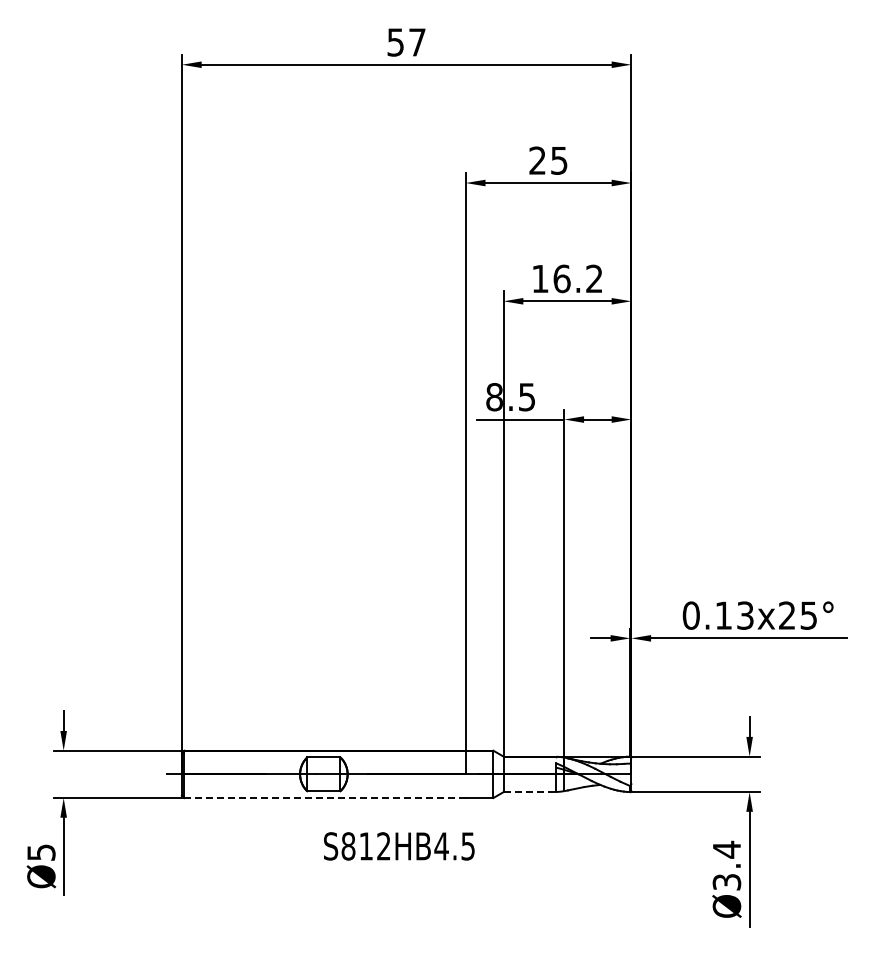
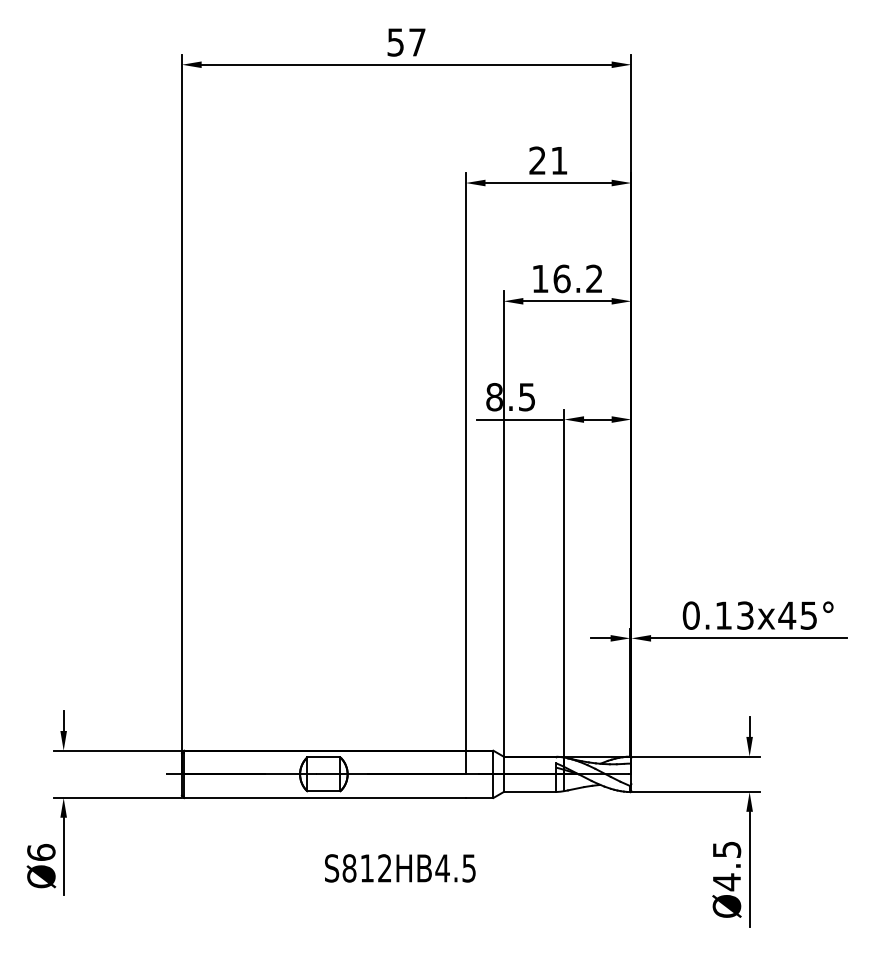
text: 25 -> 21 (559, 160)
text: 0.13x25° -> 0.13x45° (787, 615)
line: dashed -> solid (530, 792)
line: dashed -> solid (325, 798)
text position: (399, 846) -> (400, 868) (400, 868)
text: Ø5 -> Ø6 (41, 851)
text: Ø3.4 -> Ø4.5 (726, 865)
